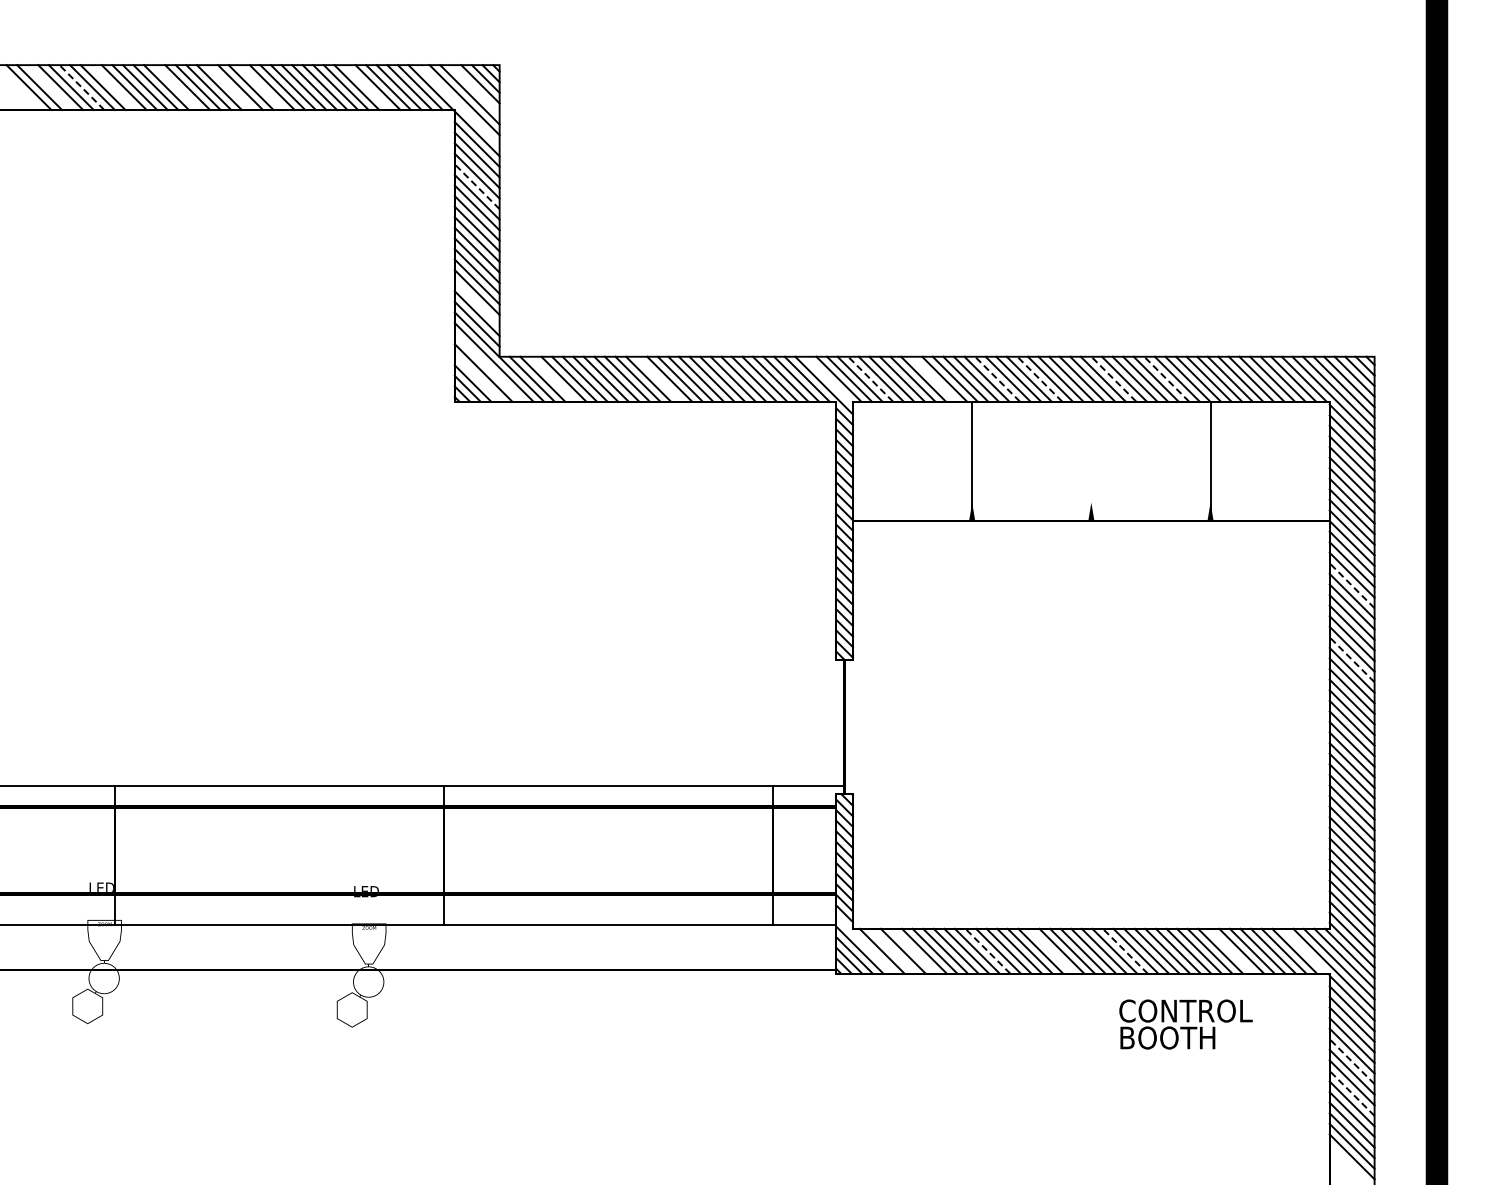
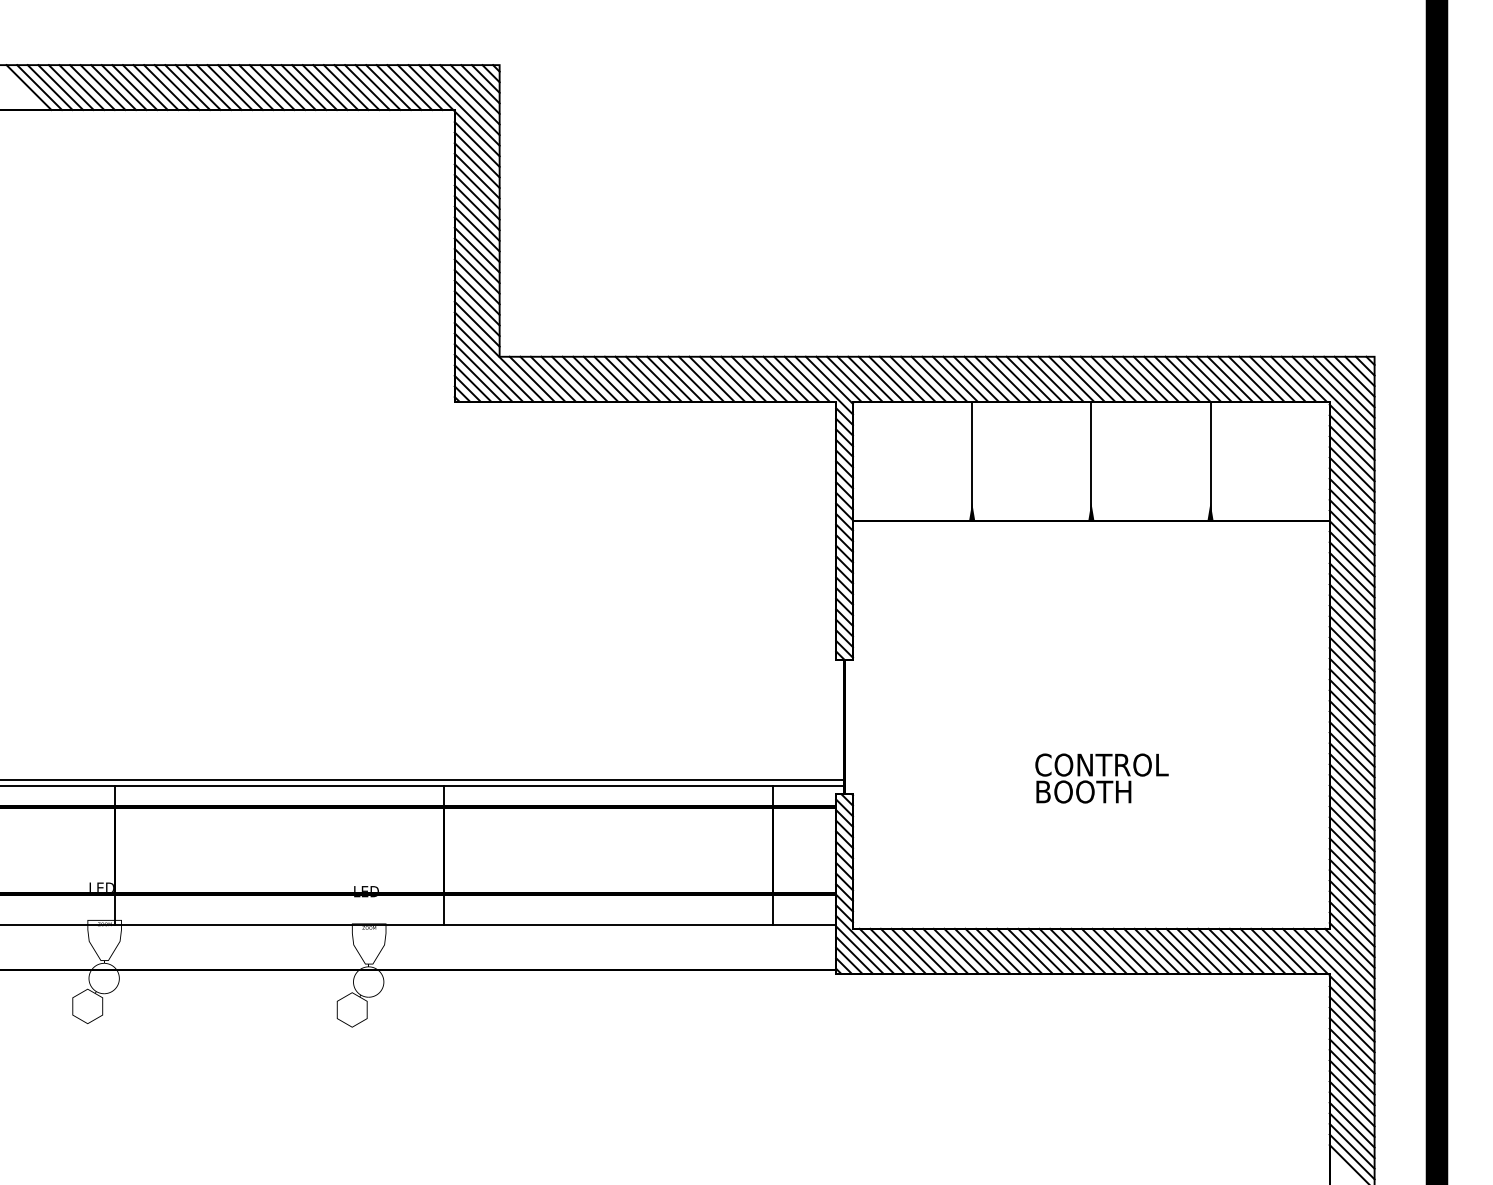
line: none -> present (49, 87)
line: dashed -> solid (81, 87)
line: none -> present (113, 87)
line: none -> present (176, 87)
line: none -> present (229, 87)
line: none -> present (261, 87)
line: none -> present (367, 87)
line: none -> present (474, 89)
line: none -> present (459, 105)
line: dashed -> solid (477, 186)
line: none -> present (476, 302)
line: none -> present (488, 367)
line: none -> present (477, 377)
line: none -> present (552, 378)
line: none -> present (658, 378)
line: none -> present (933, 378)
line: none -> present (828, 379)
line: dashed -> solid (870, 379)
line: dashed -> solid (997, 379)
line: dashed -> solid (1039, 379)
line: dashed -> solid (1113, 379)
line: dashed -> solid (1166, 379)
line: none -> present (1091, 461)
line: dashed -> solid (1352, 585)
line: dashed -> solid (1352, 659)
line: none -> present (423, 780)
line: none -> present (865, 944)
line: none -> present (892, 950)
line: none -> present (913, 950)
line: none -> present (1050, 950)
line: none -> present (1230, 950)
line: none -> present (1304, 950)
line: dashed -> solid (987, 951)
line: dashed -> solid (1125, 951)
text position: (1185, 1024) -> (1101, 778) (1101, 778)
line: dashed -> solid (1352, 1061)
line: dashed -> solid (1352, 1093)
line: none -> present (1347, 1163)
